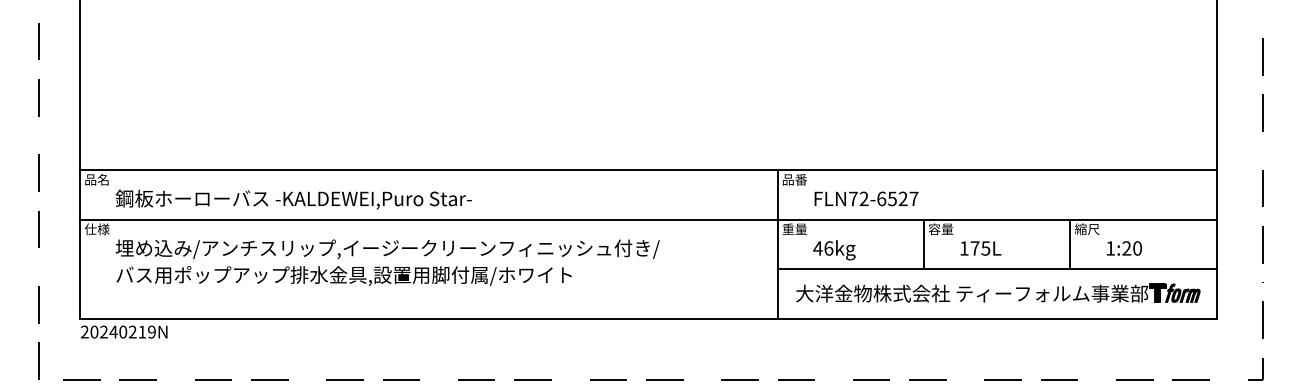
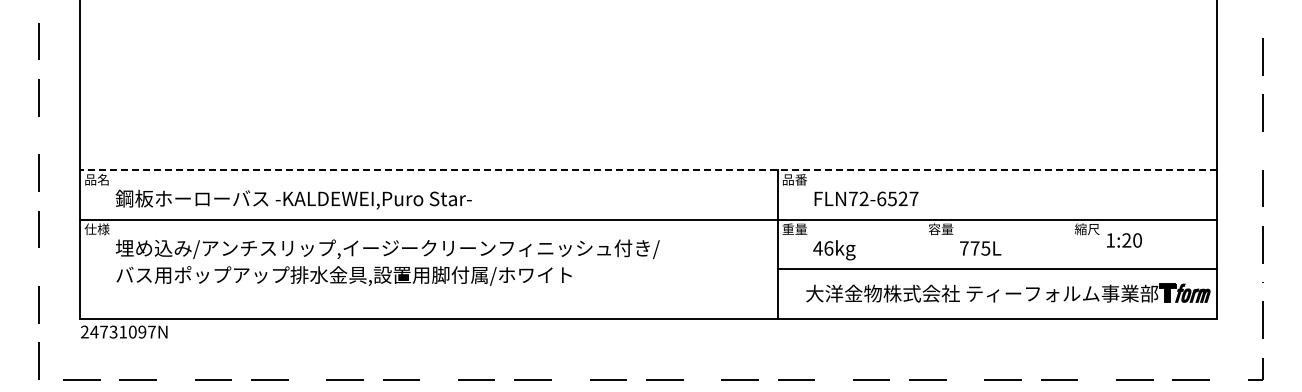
line: solid -> dashed (647, 170)
line: present -> none (924, 244)
line: present -> none (1070, 244)
text: 175L -> 775L (964, 248)
text position: (1124, 248) -> (1124, 240) (1124, 240)
part position: (998, 292) -> (1008, 292) (1008, 292)
text: 20240219N -> 24731097N (122, 331)
